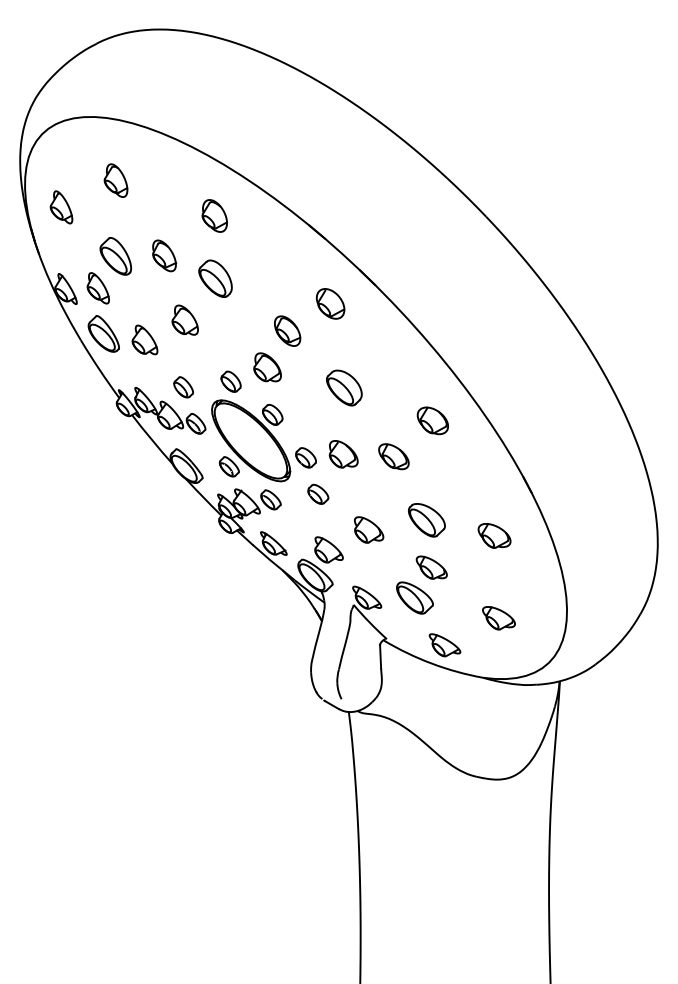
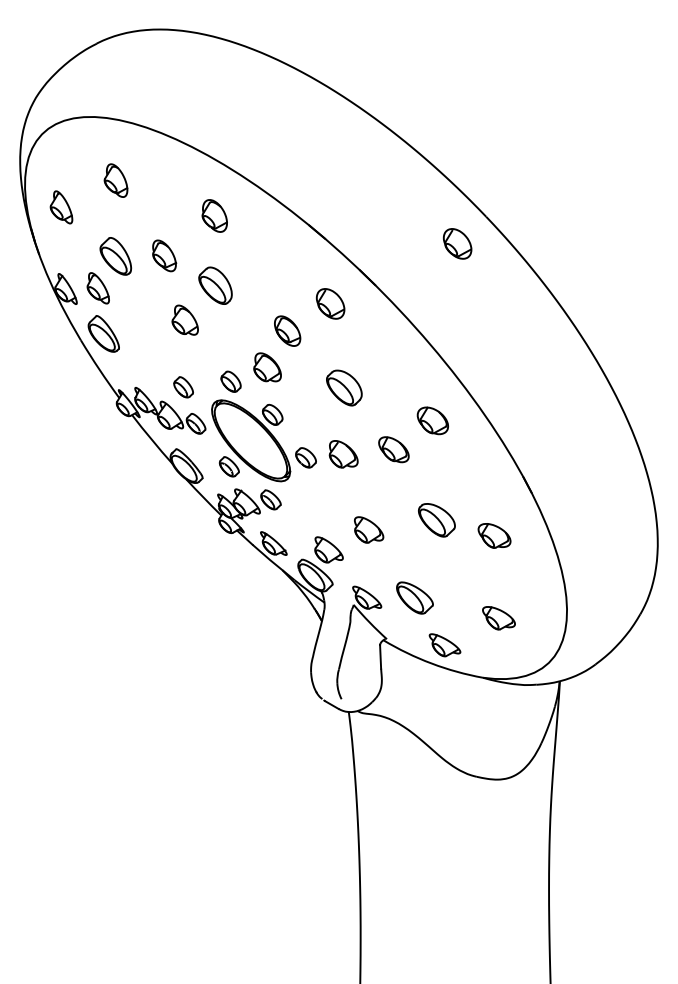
part: none -> present (457, 243)
part position: (215, 278) -> (215, 285) (215, 285)
part: present -> none (144, 339)
part position: (393, 456) -> (393, 449) (393, 449)
part: present -> none (318, 493)
part position: (426, 520) -> (436, 520) (436, 520)
part: present -> none (431, 567)
